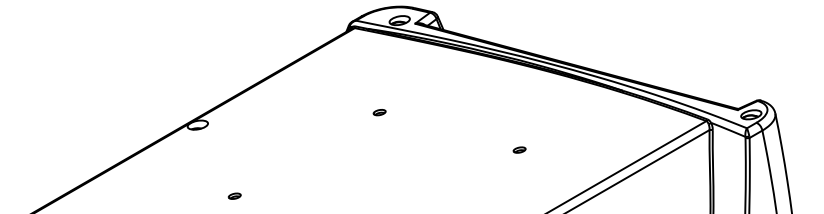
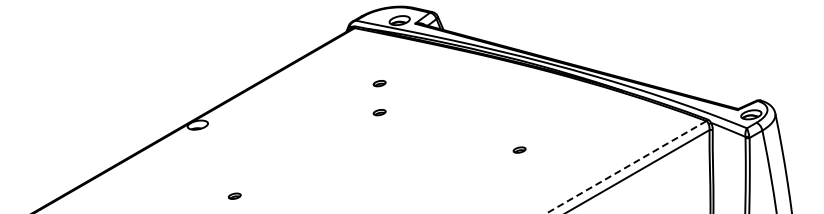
part: none -> present (379, 83)
line: solid -> dashed (626, 167)
